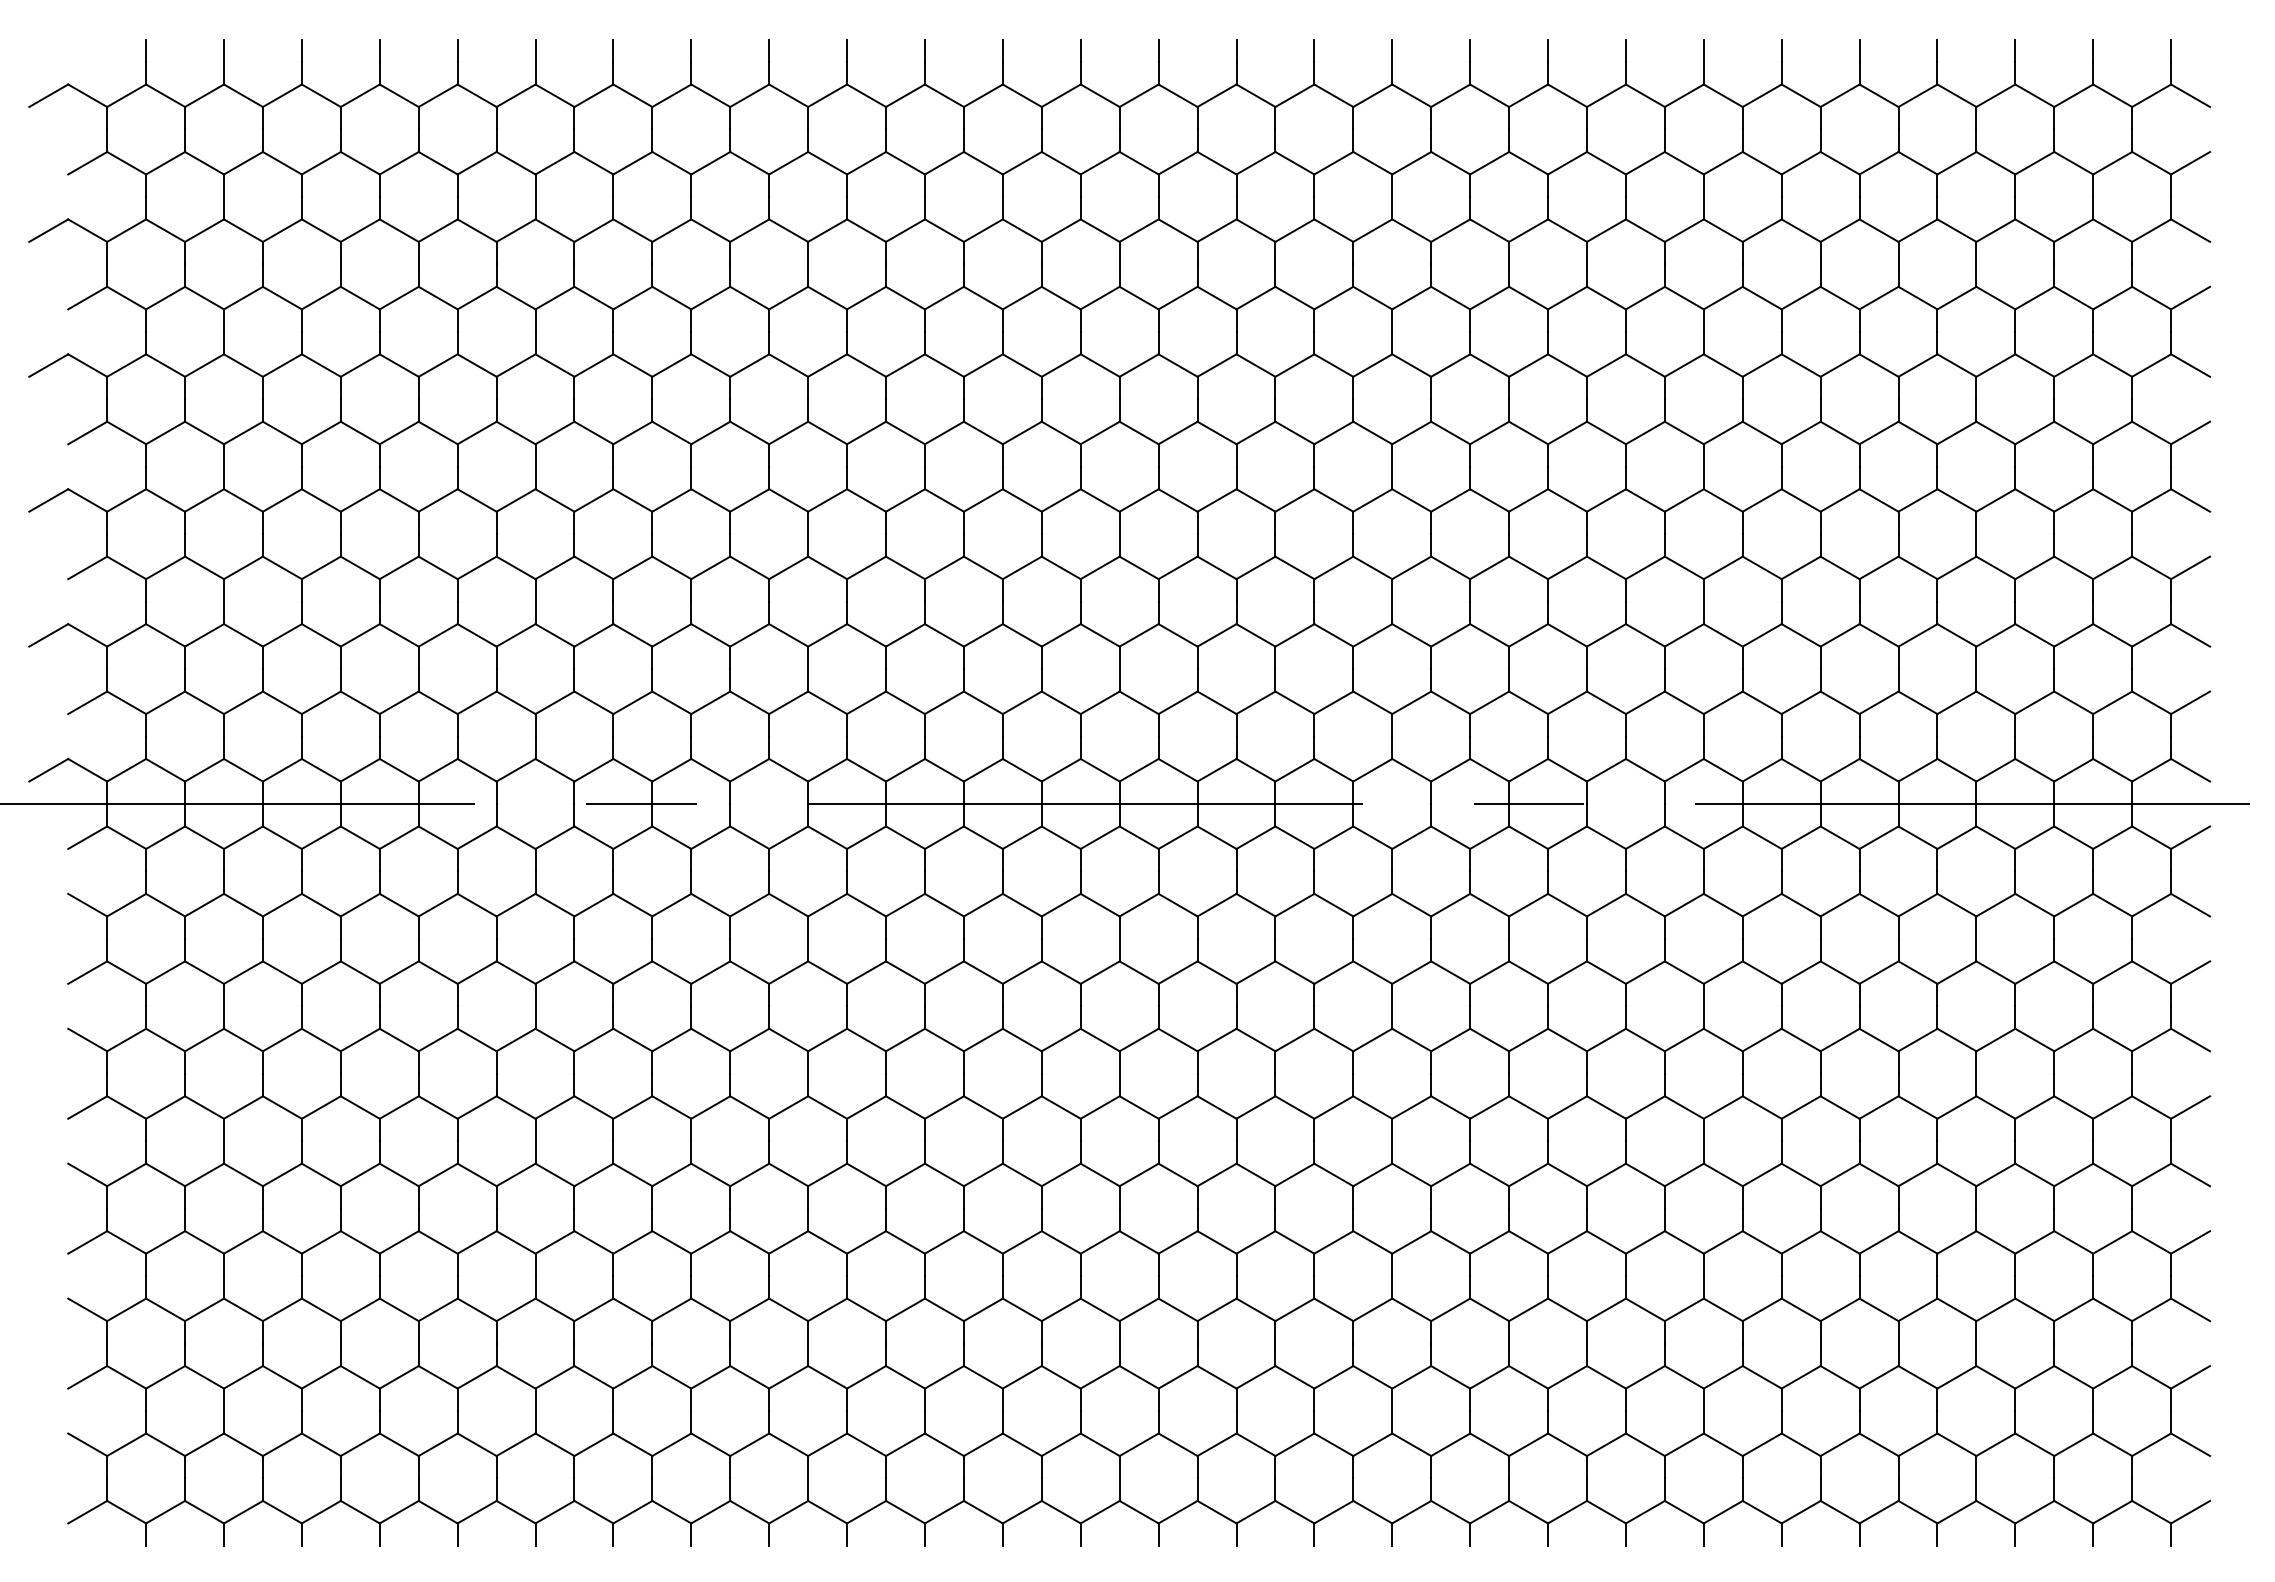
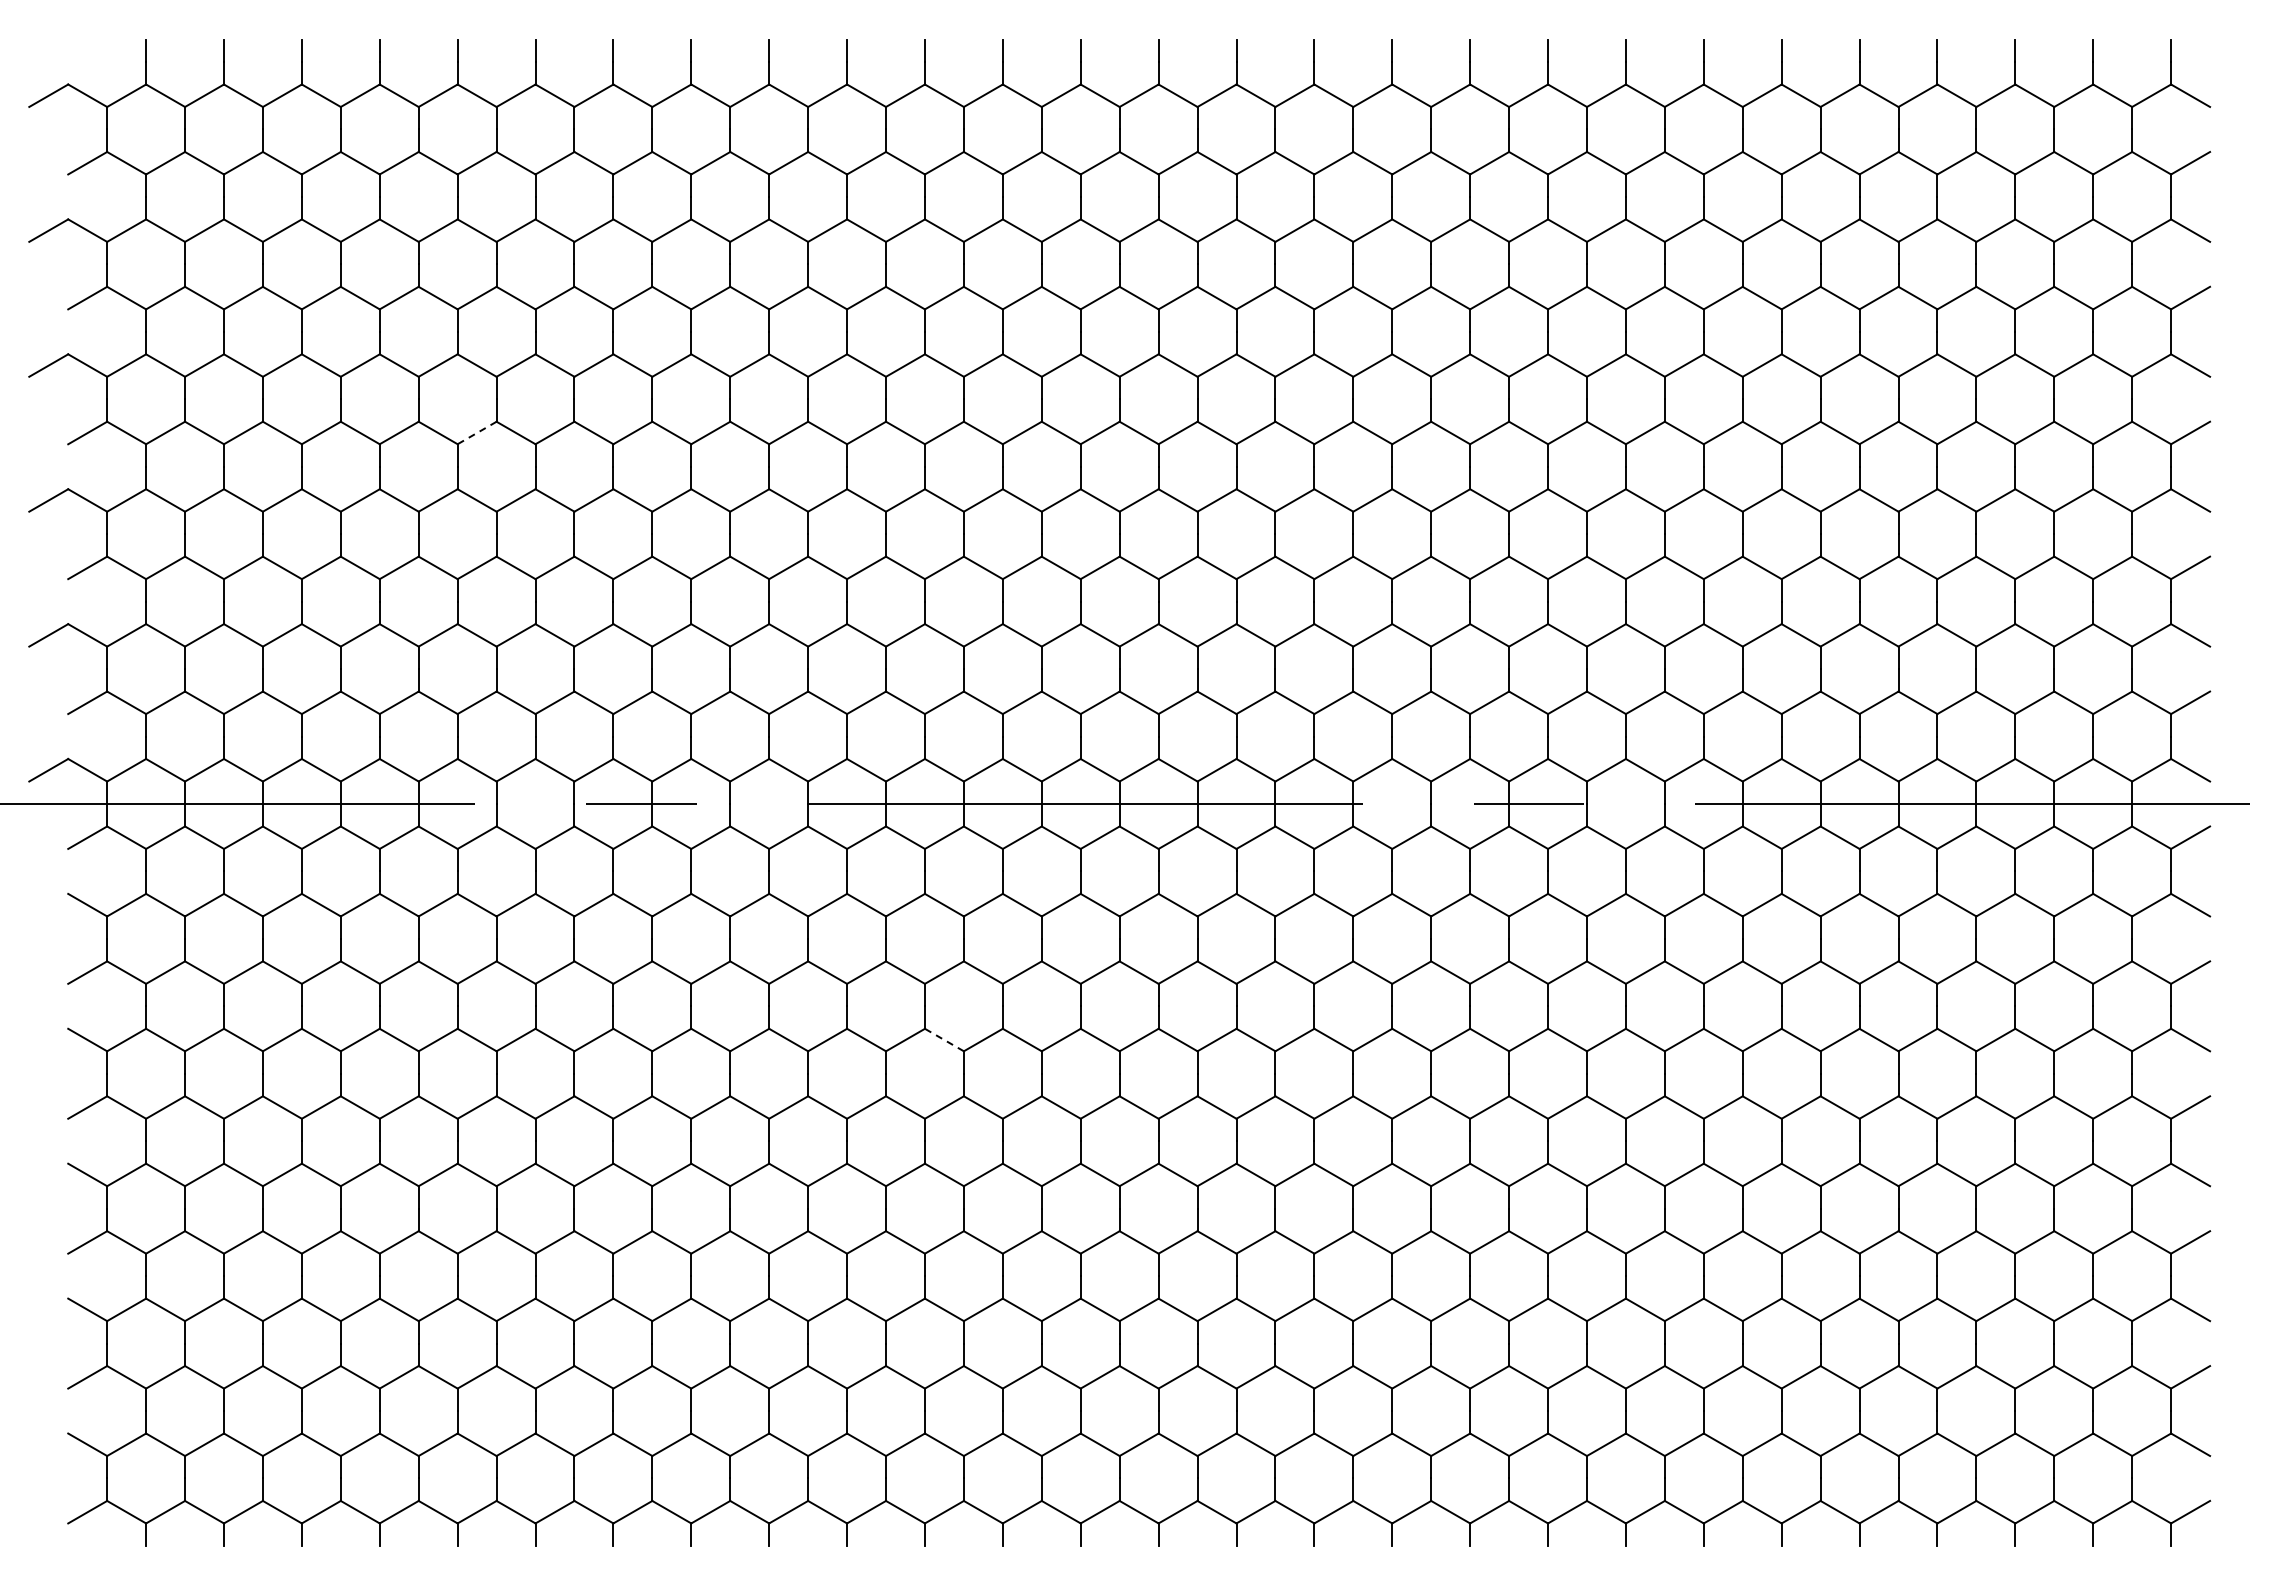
line: solid -> dashed (476, 433)
line: solid -> dashed (944, 1039)
